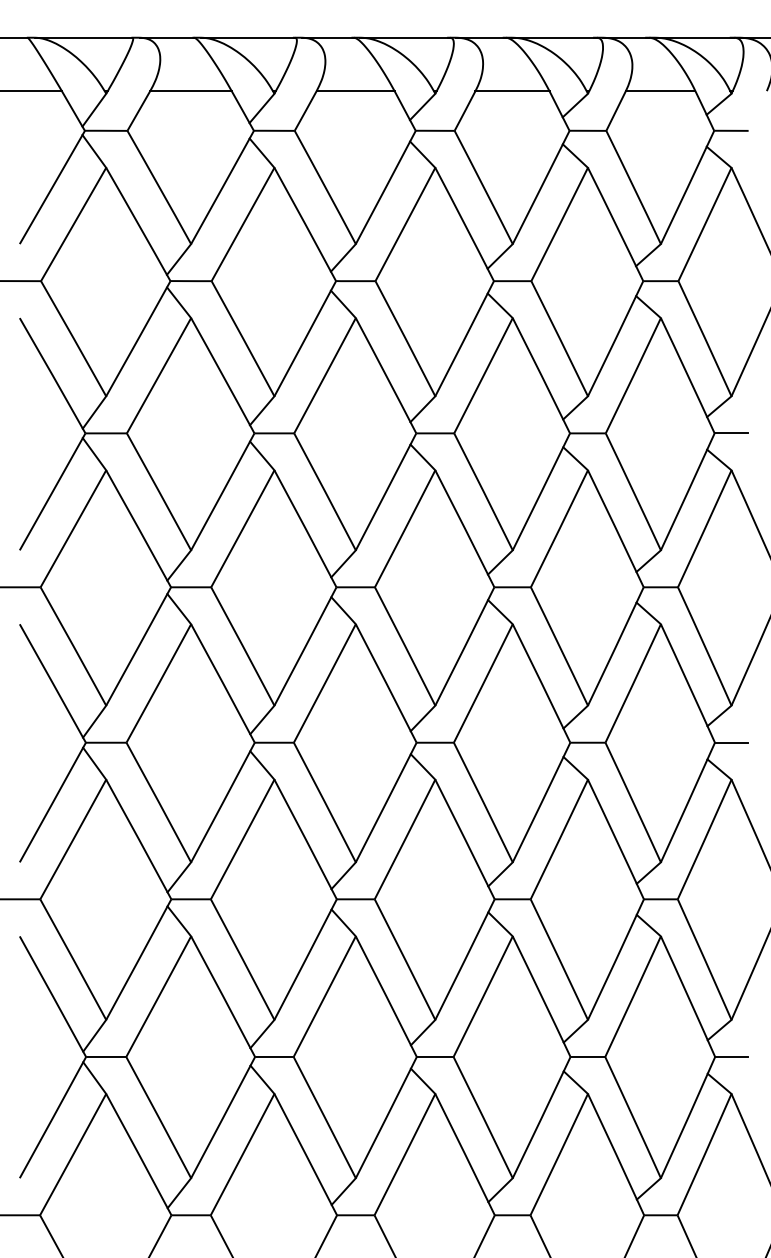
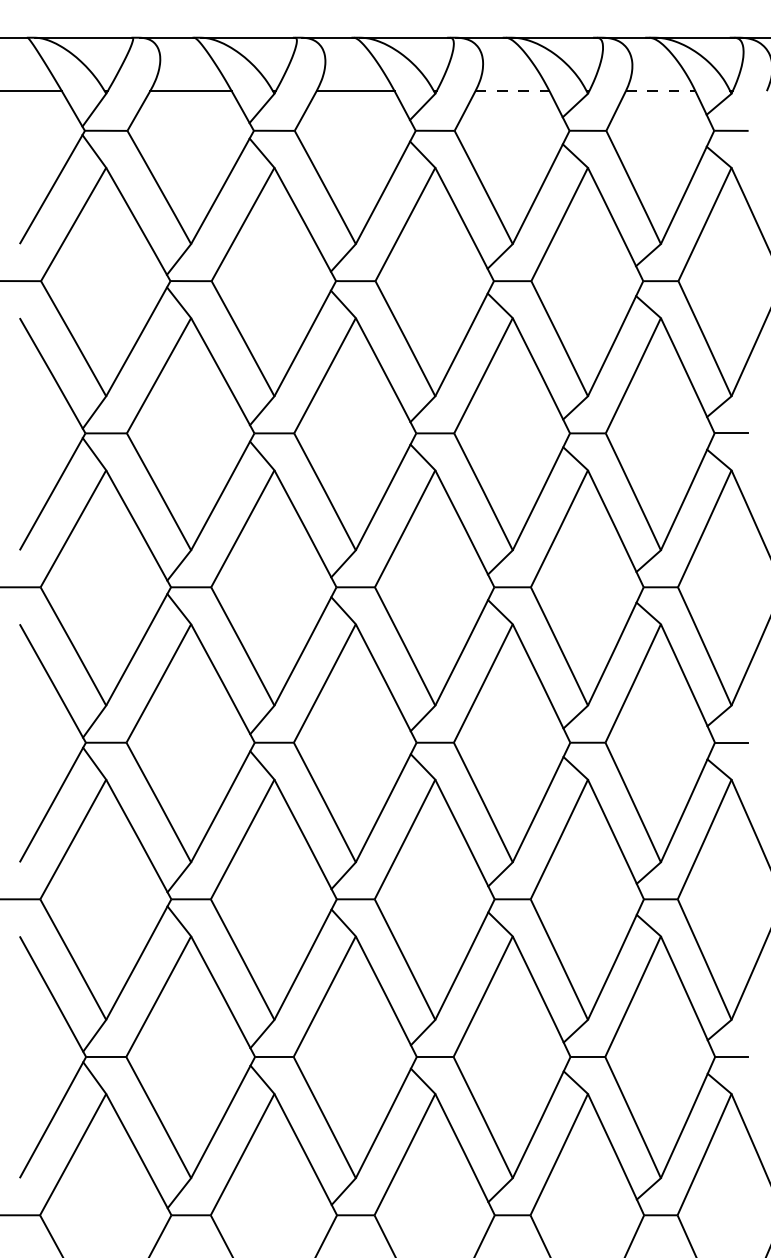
line: solid -> dashed (512, 91)
line: solid -> dashed (660, 91)
